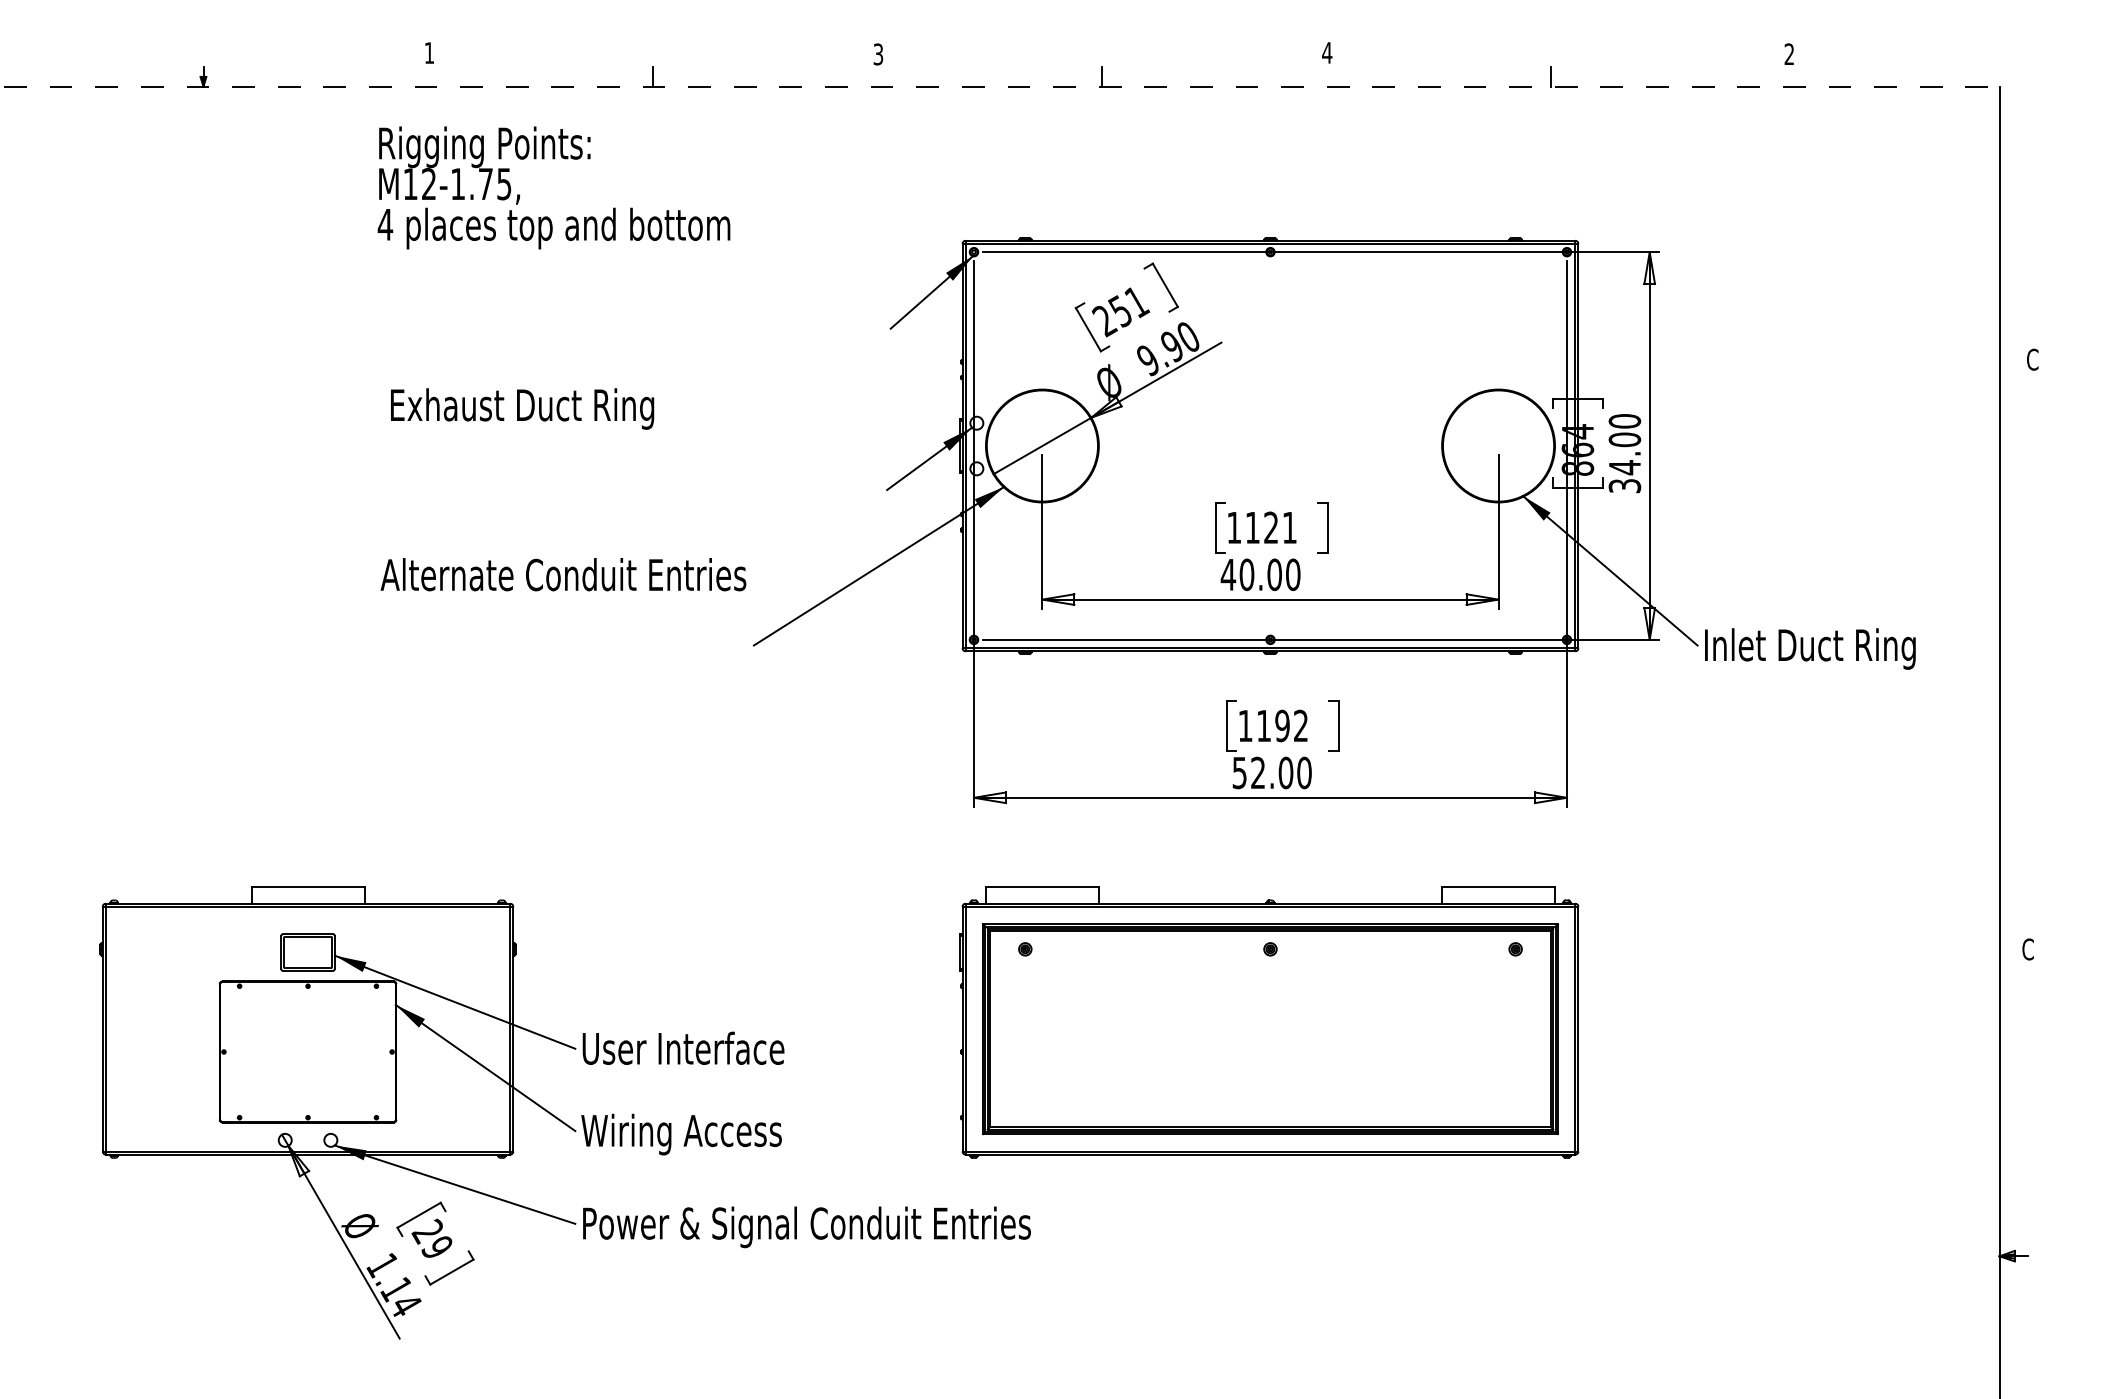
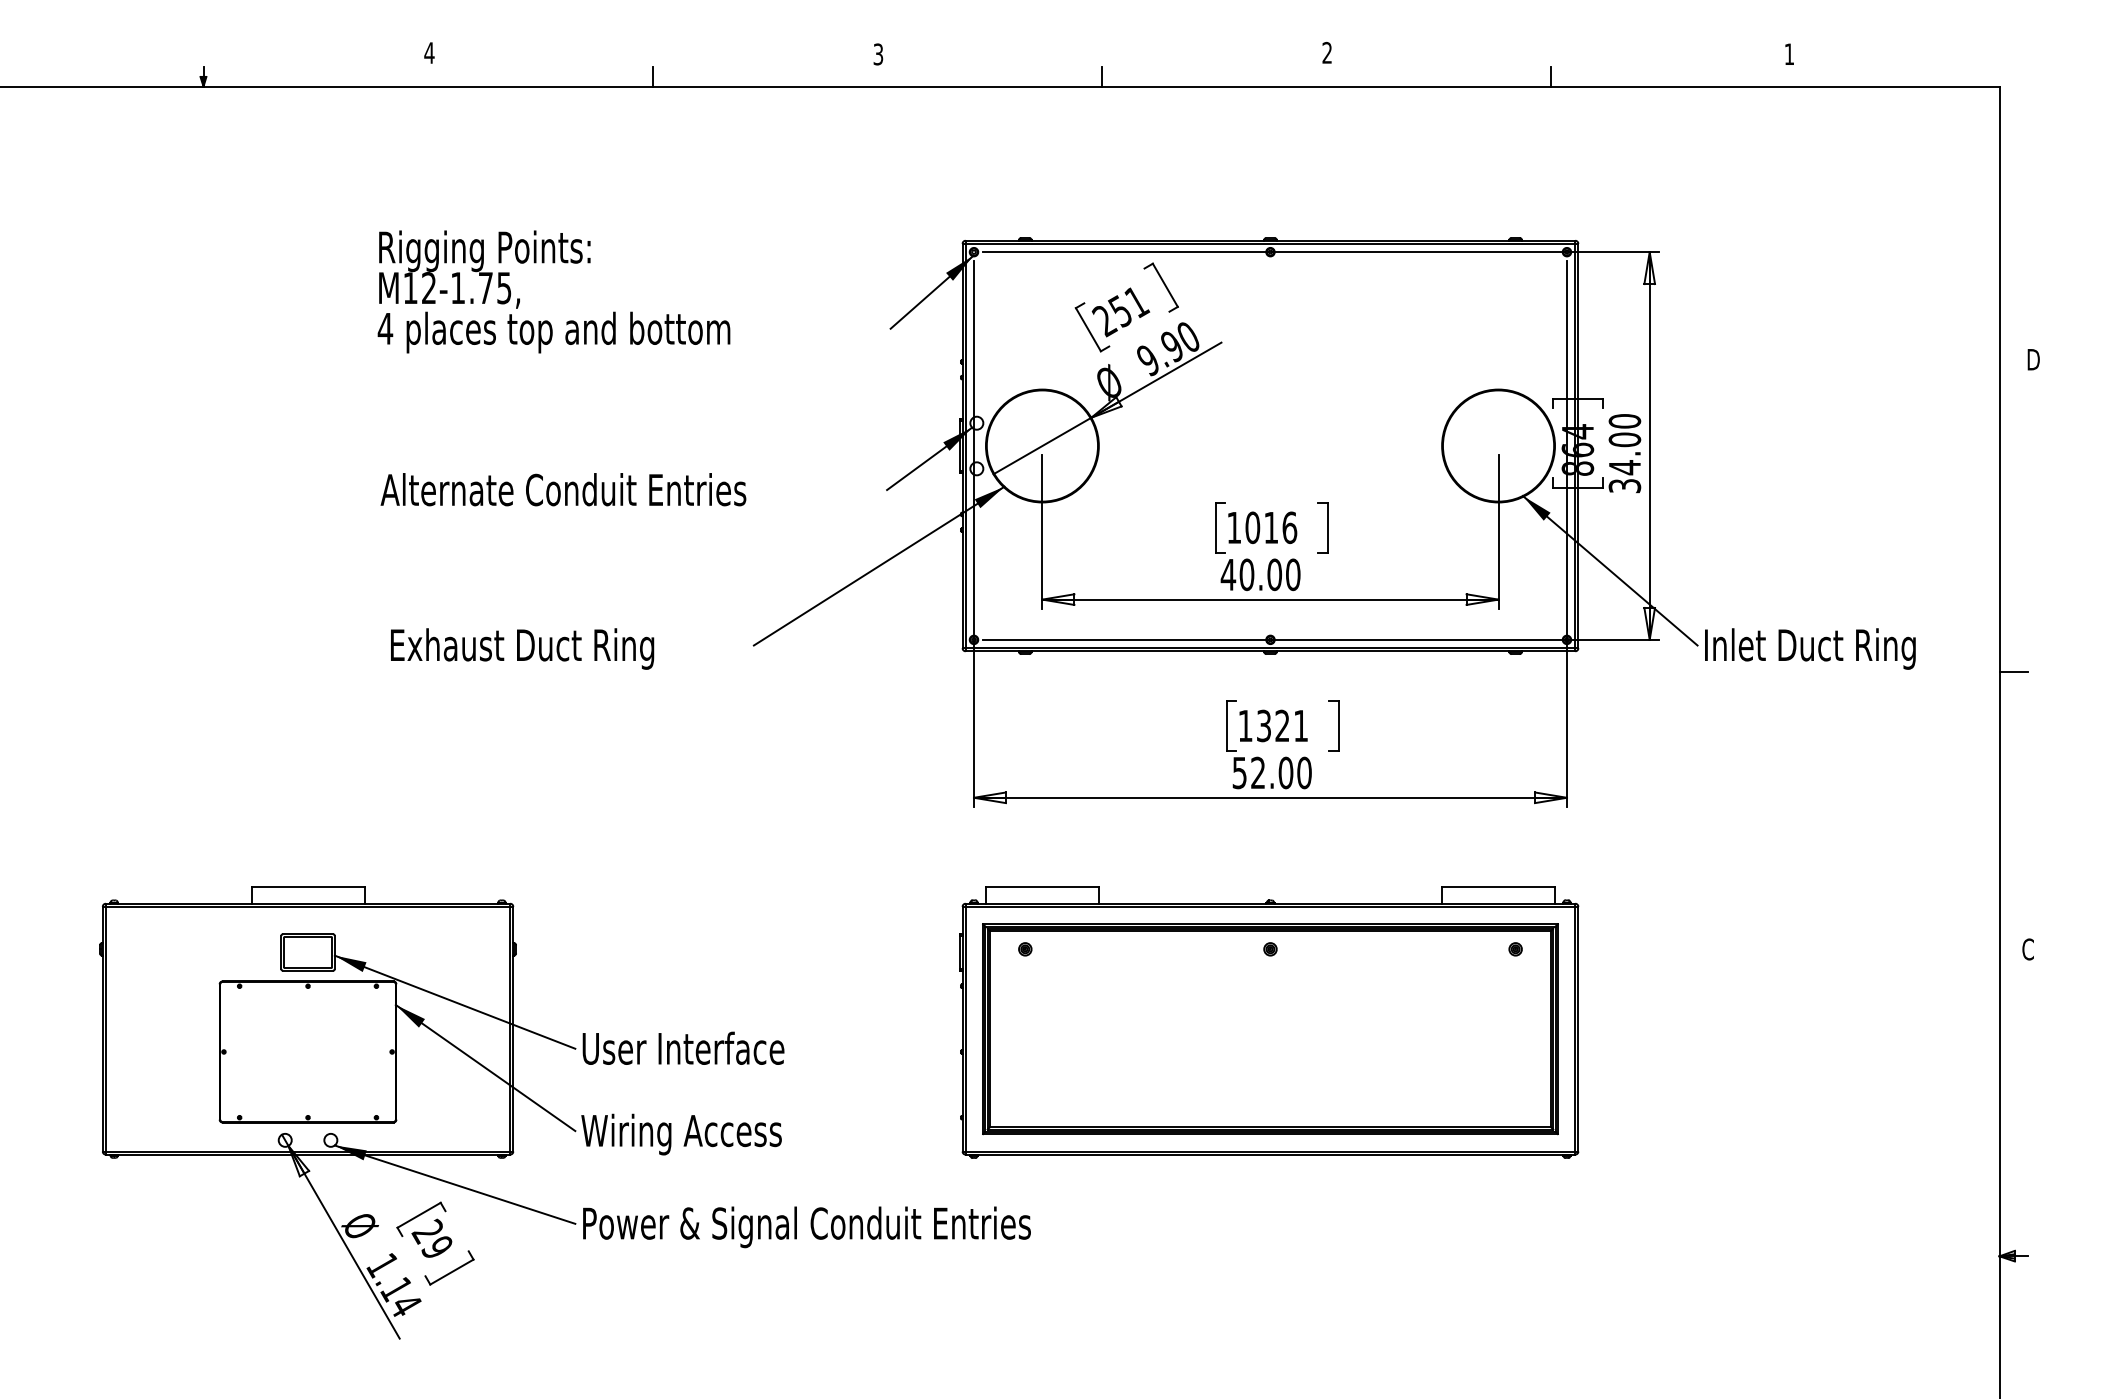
text: 1 -> 4 (429, 52)
text: 4 -> 2 (1327, 52)
text: 2 -> 1 (1788, 53)
line: dashed -> solid (1000, 86)
text position: (553, 187) -> (553, 291) (553, 291)
text: C -> D (2033, 359)
text position: (522, 408) -> (522, 648) (522, 648)
text: 1121 -> 1016 (1271, 527)
text position: (563, 574) -> (563, 489) (563, 489)
line: none -> present (2013, 671)
text: 1192 -> 1321 (1282, 725)
